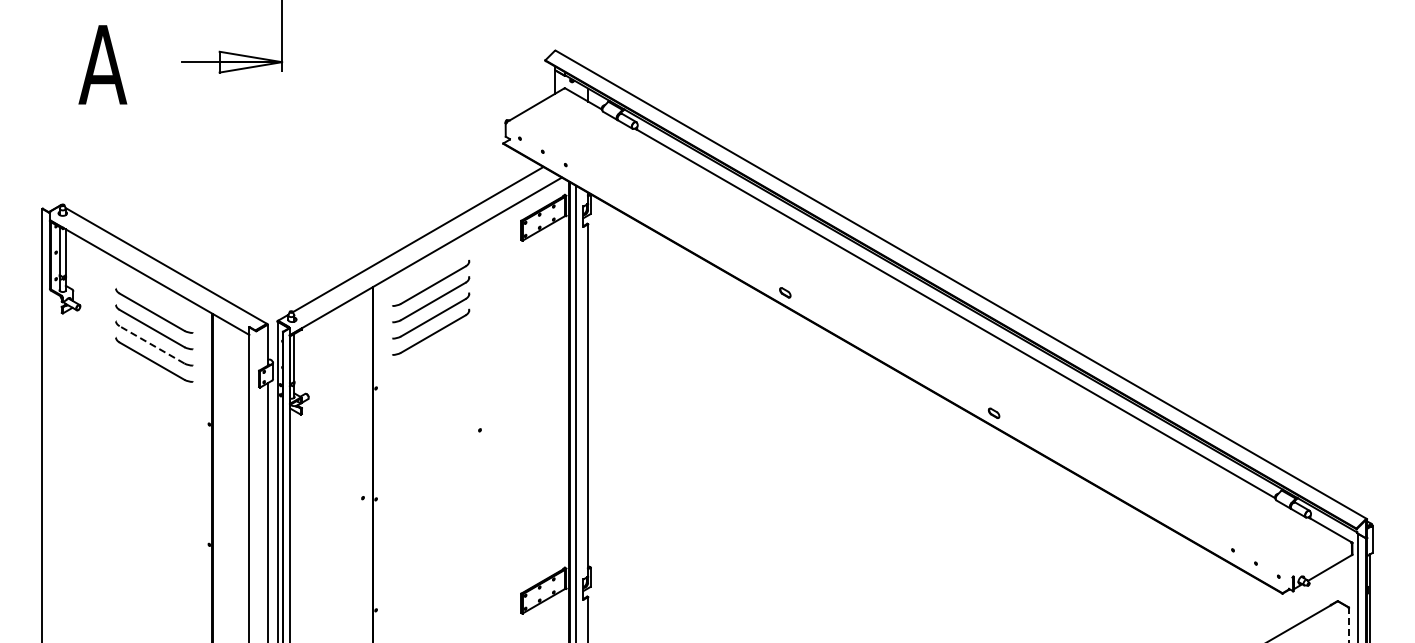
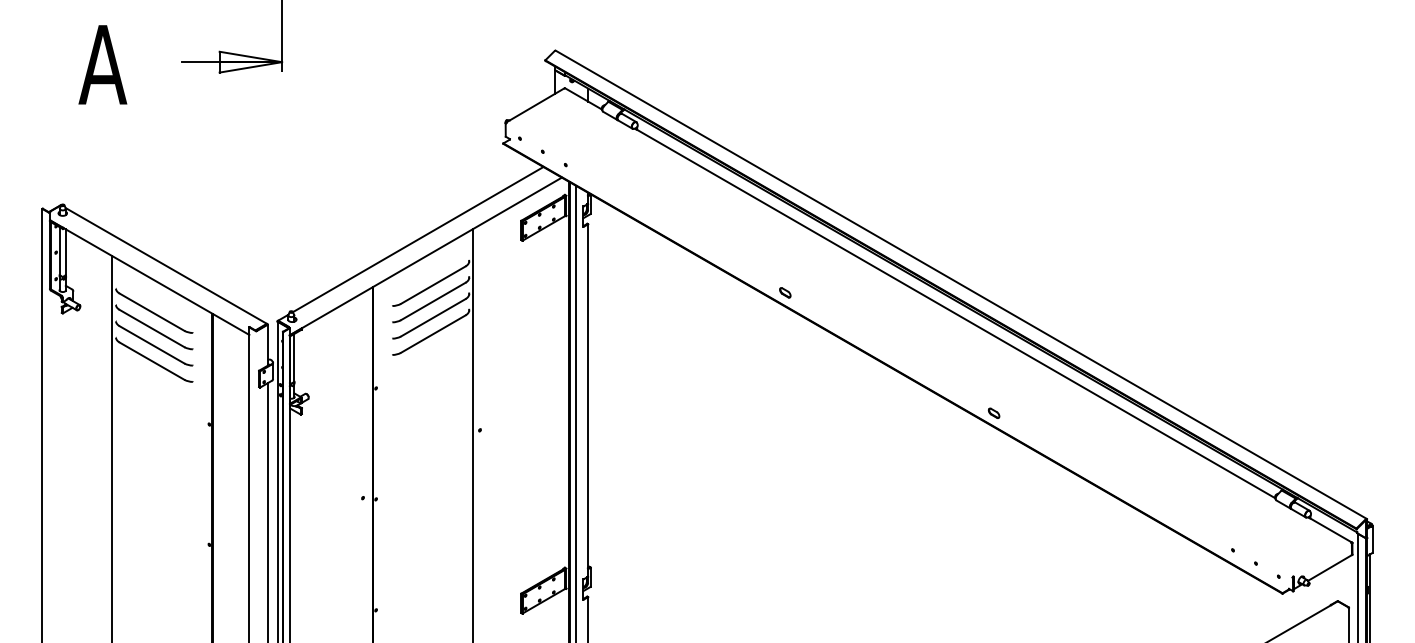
line: dashed -> solid (151, 344)
line: none -> present (473, 434)
line: none -> present (112, 447)
line: dashed -> solid (1349, 624)
